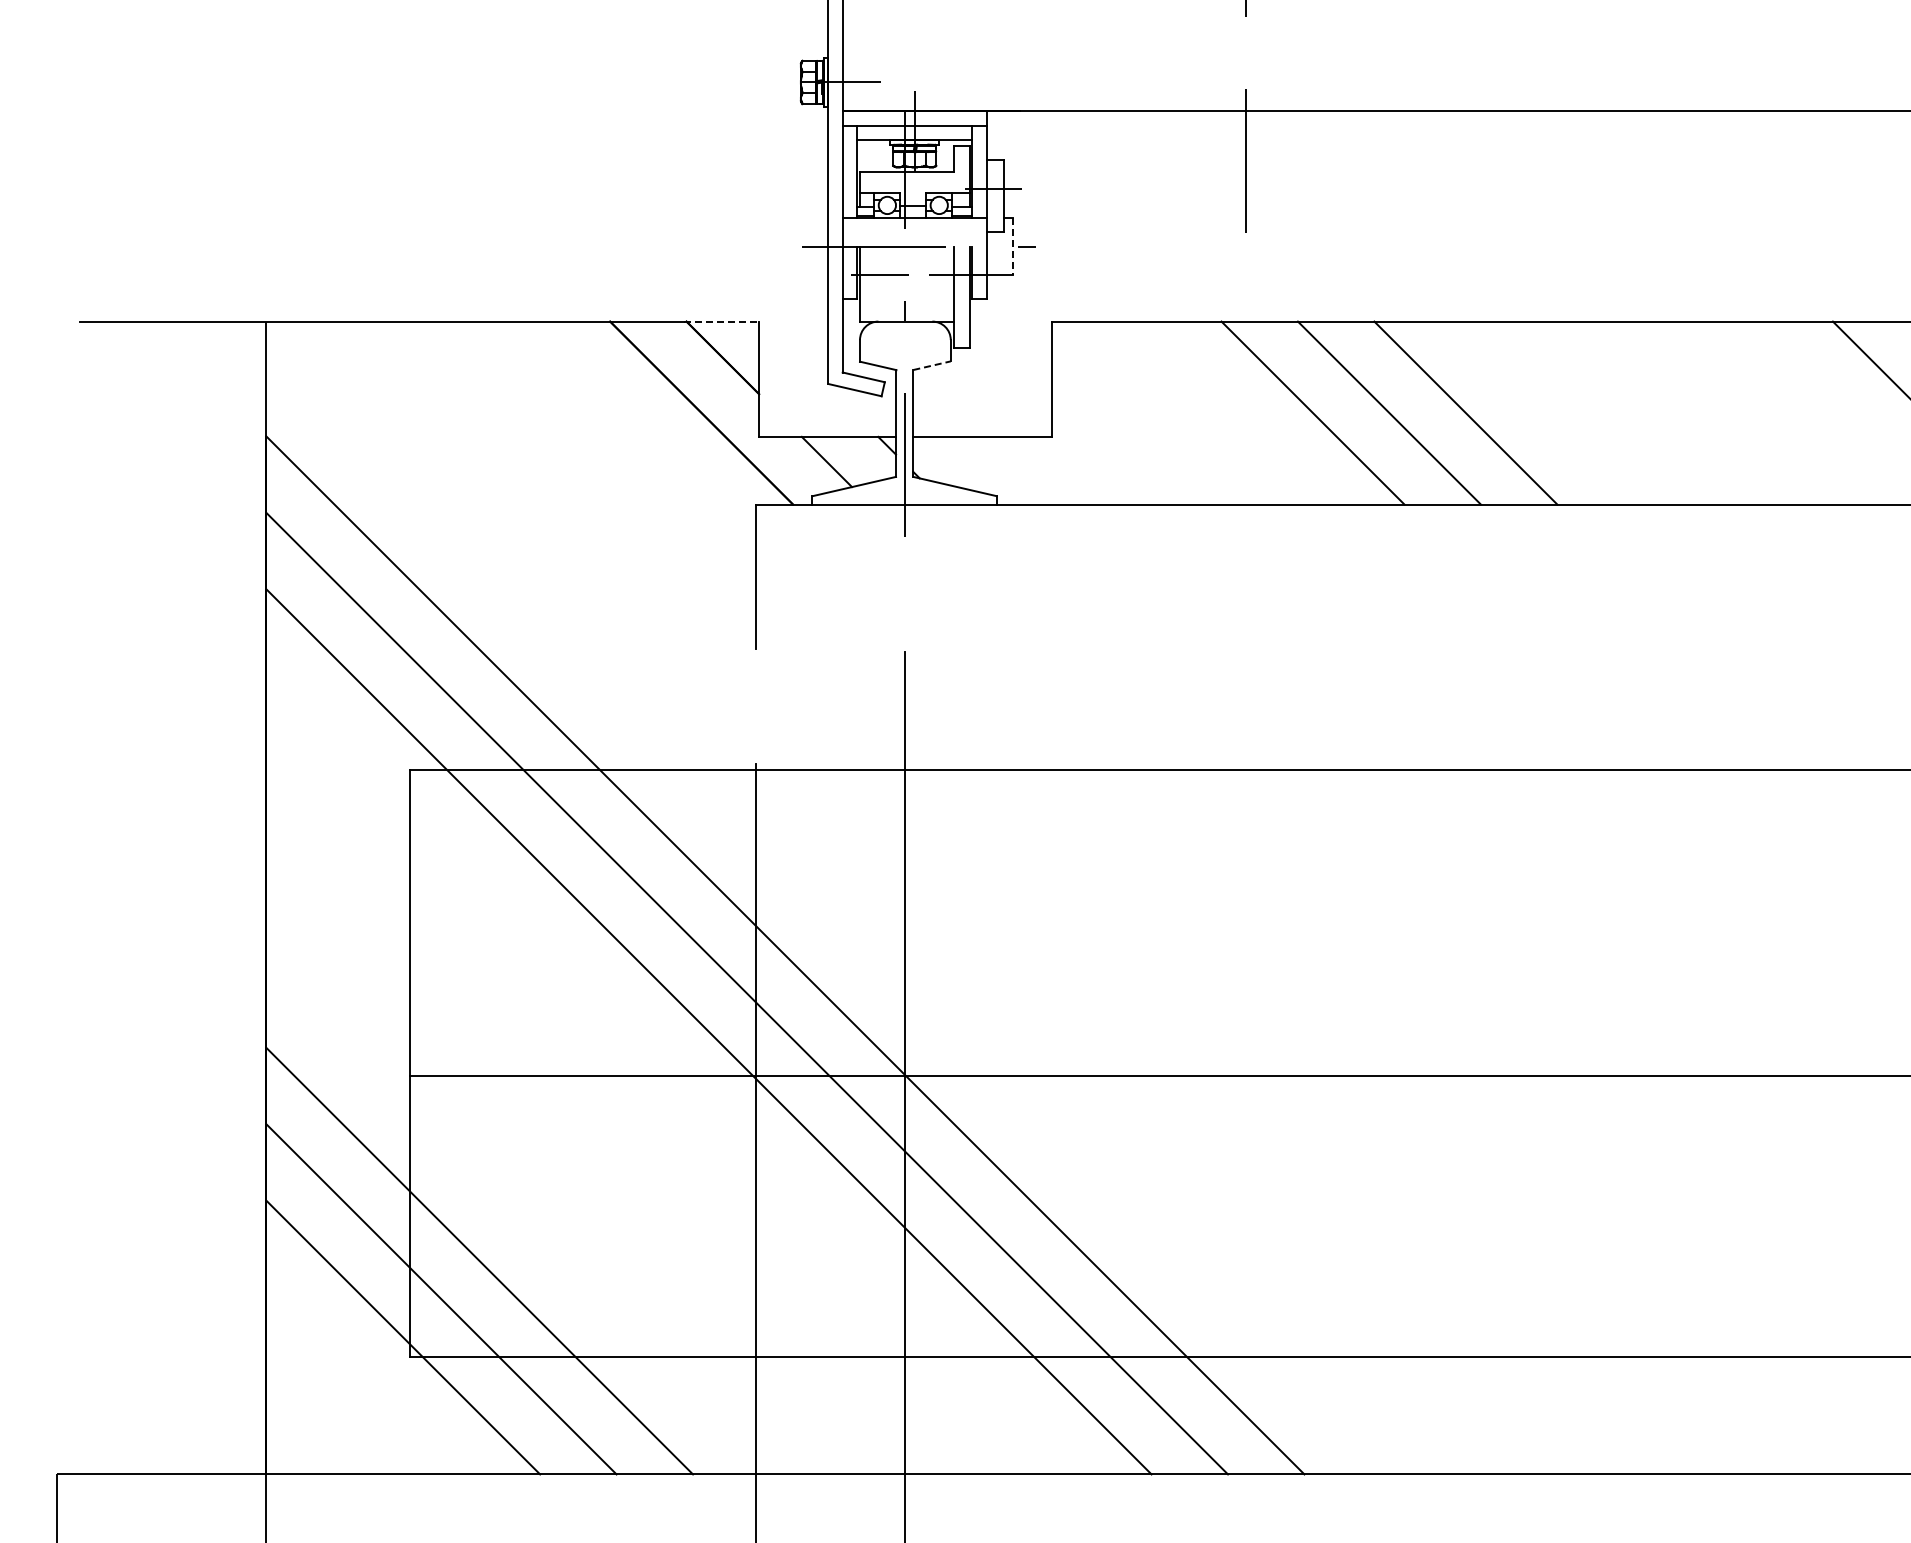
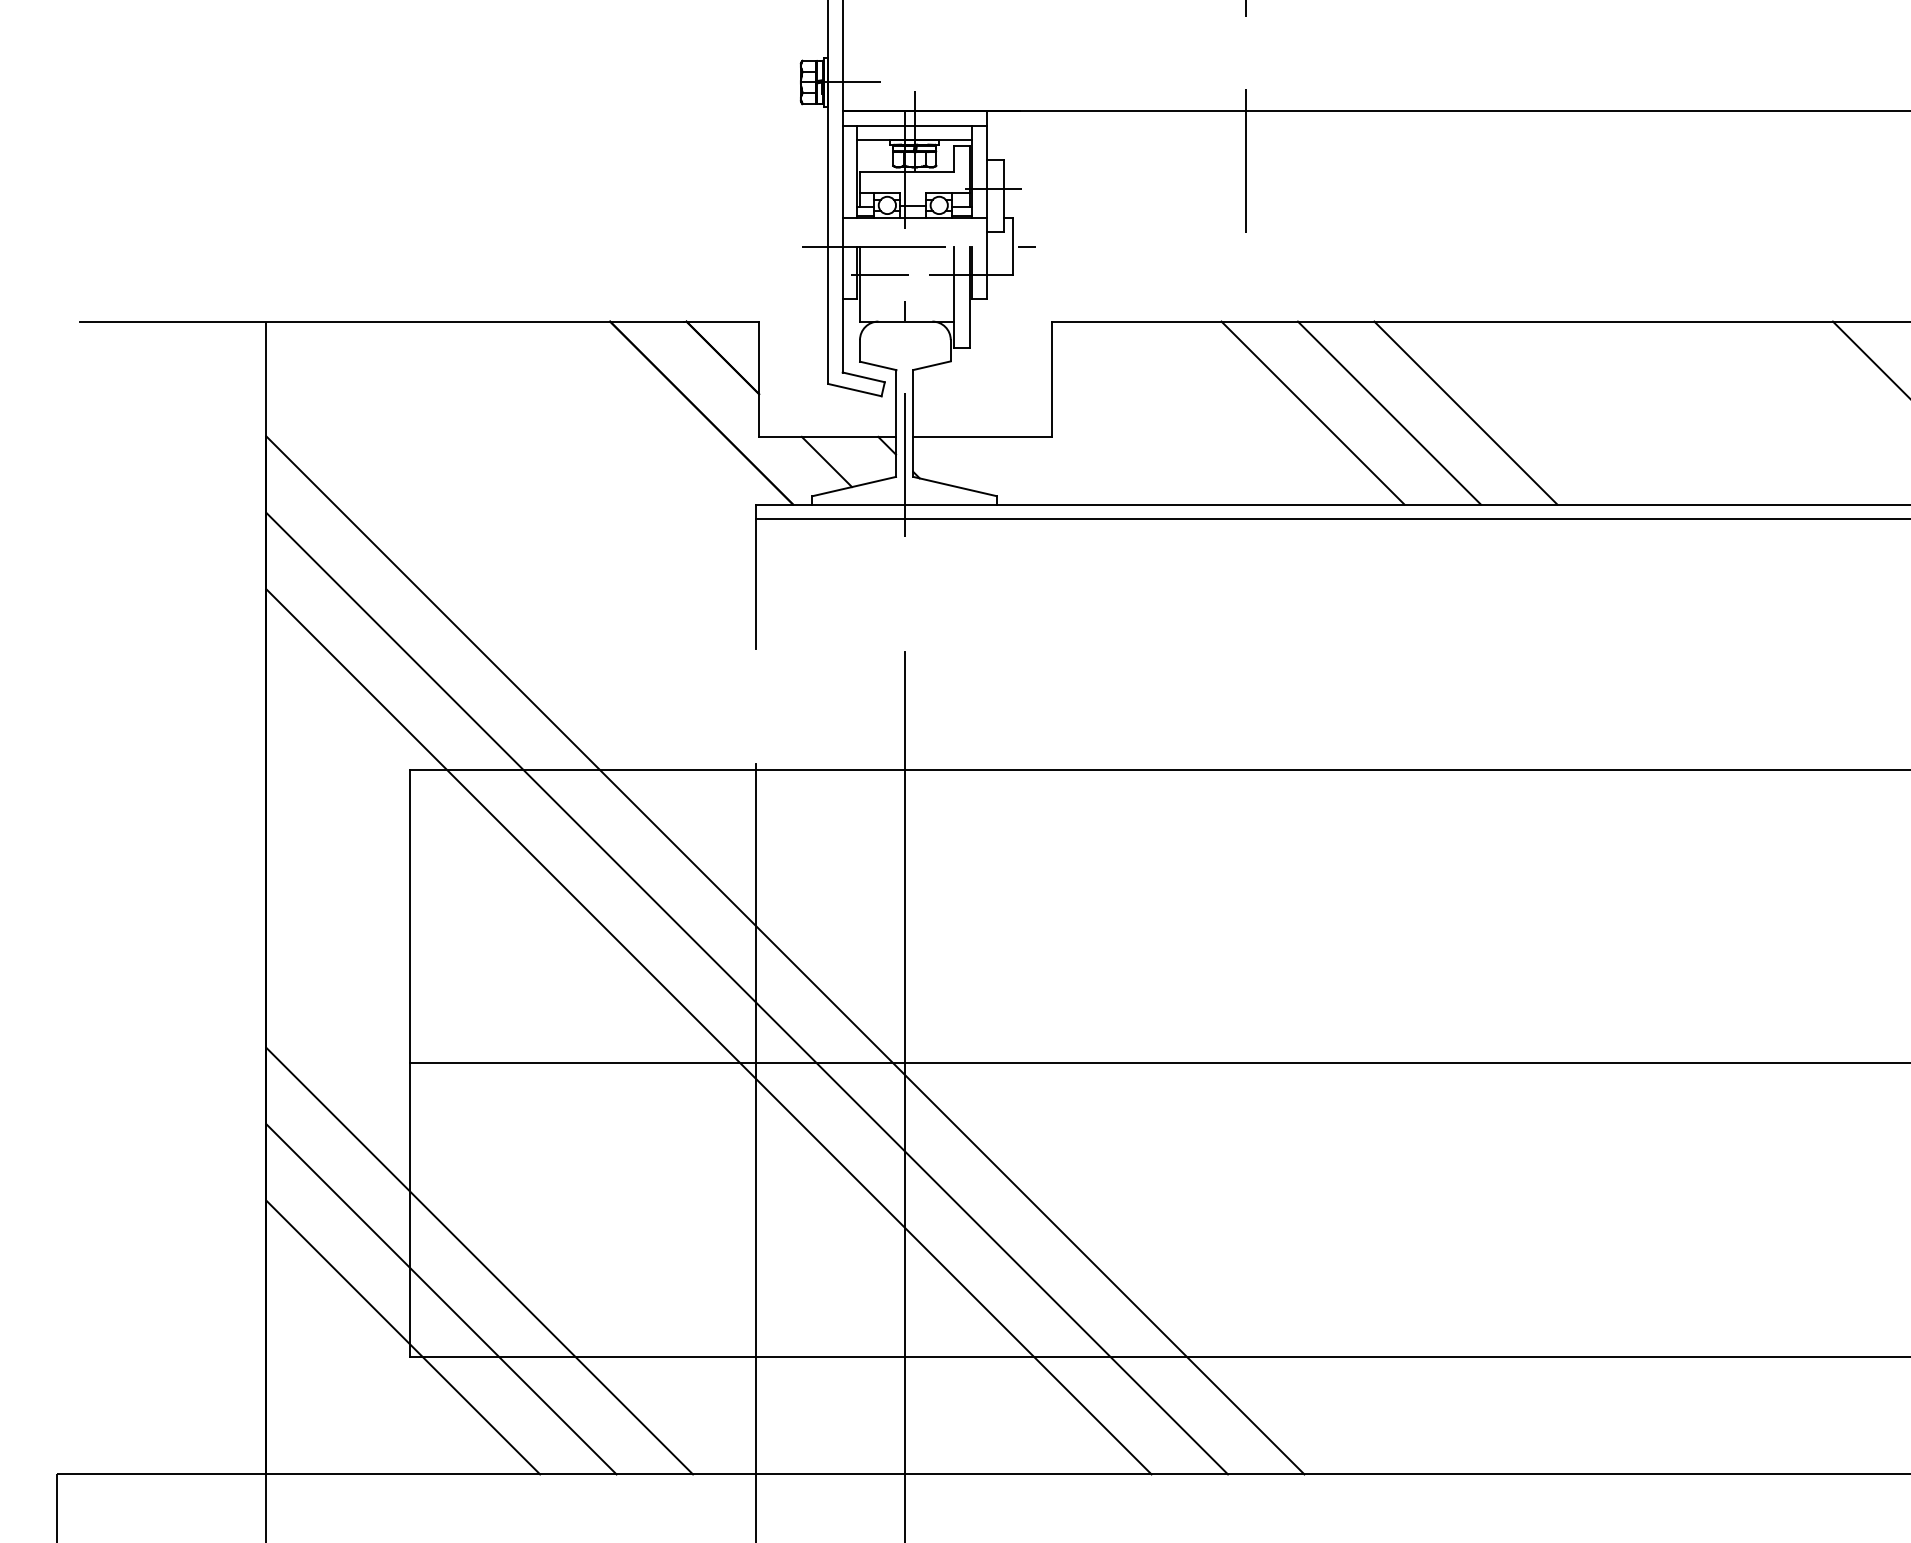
line: dashed -> solid (1012, 246)
line: dashed -> solid (722, 321)
line: dashed -> solid (932, 365)
line: none -> present (1331, 519)
line position: (1158, 1076) -> (1158, 1063) (1158, 1063)
